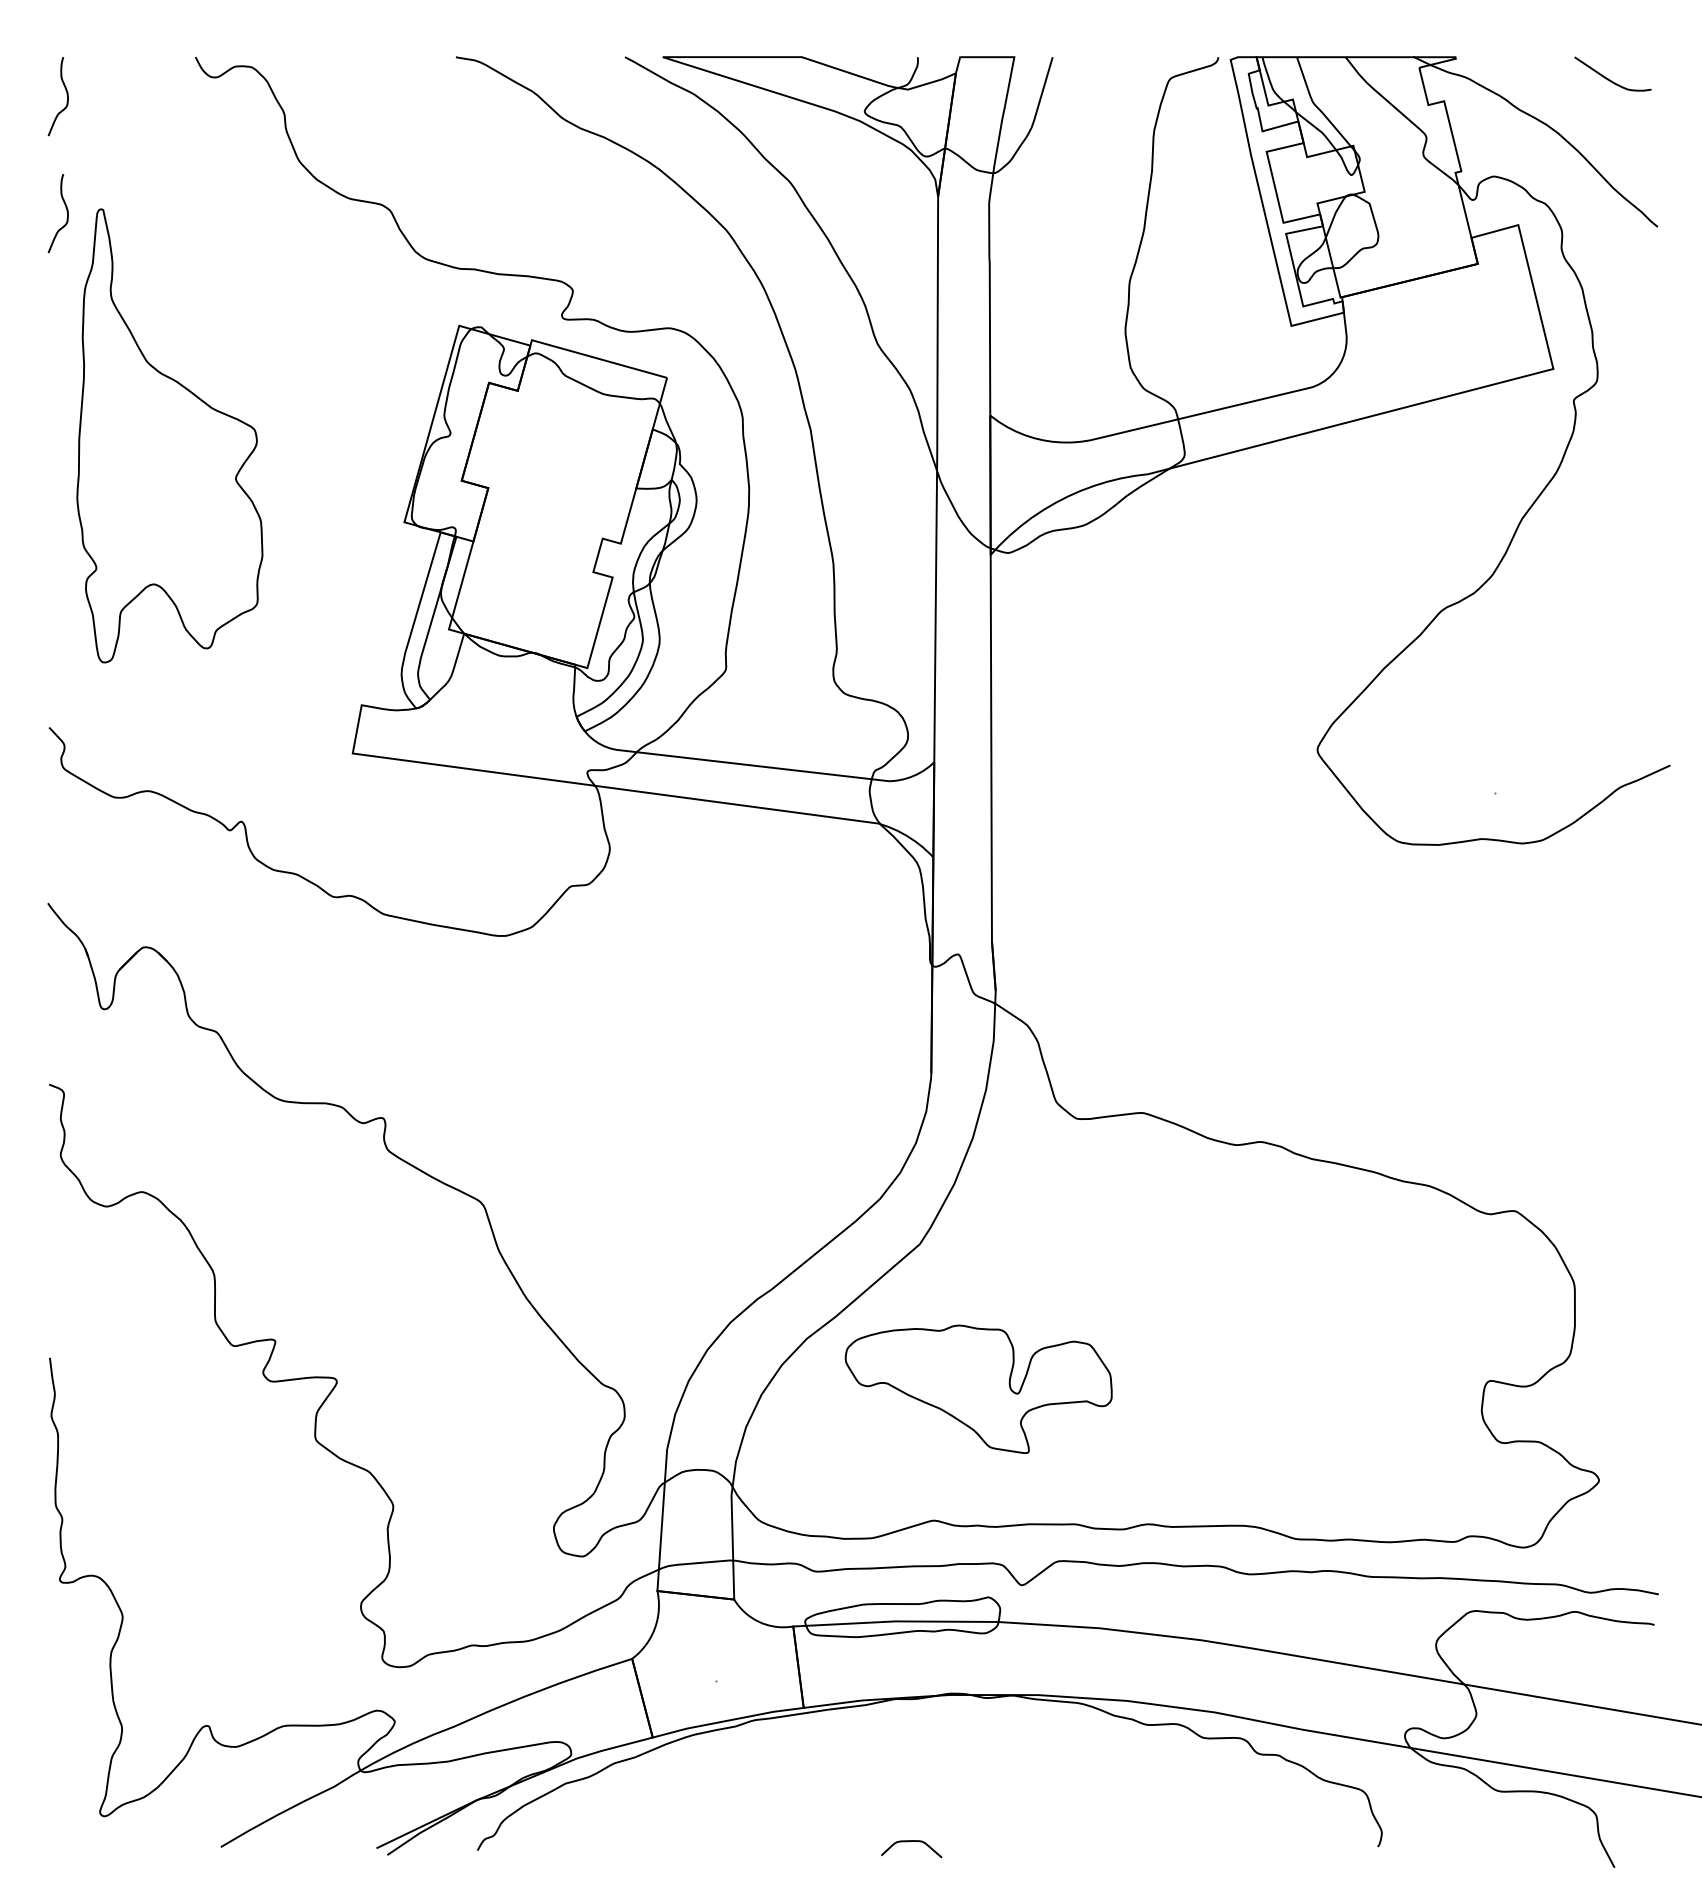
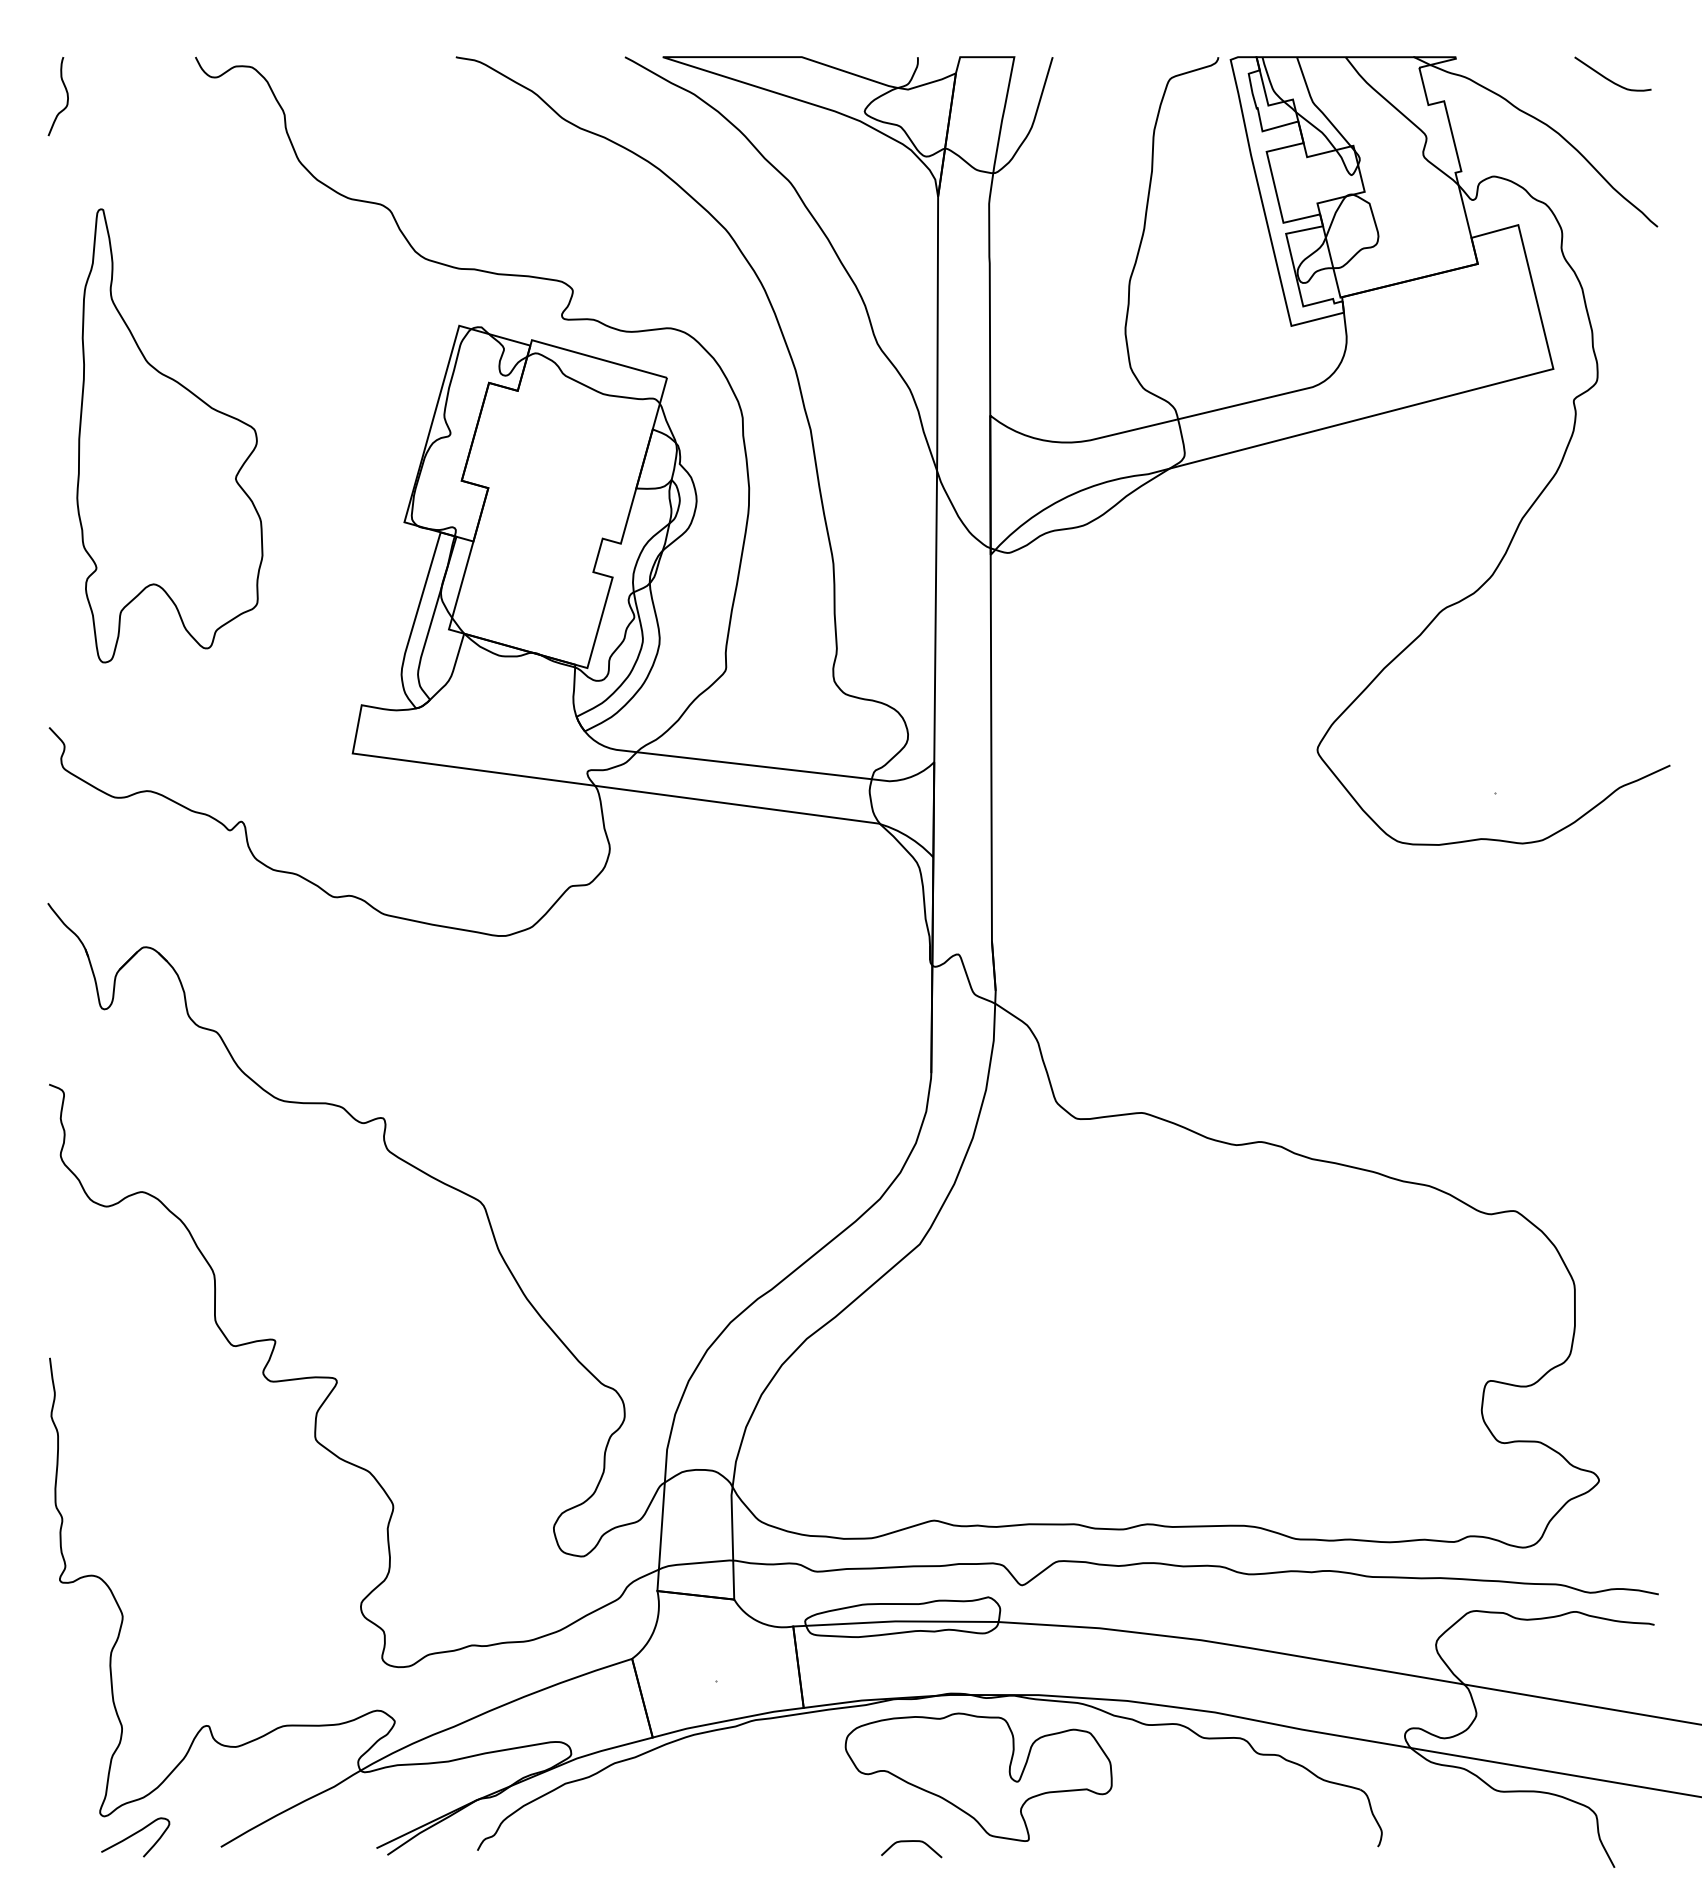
curve: present -> none (66, 212)
part position: (978, 1388) -> (978, 1776) (978, 1776)
curve: none -> present (134, 1835)
